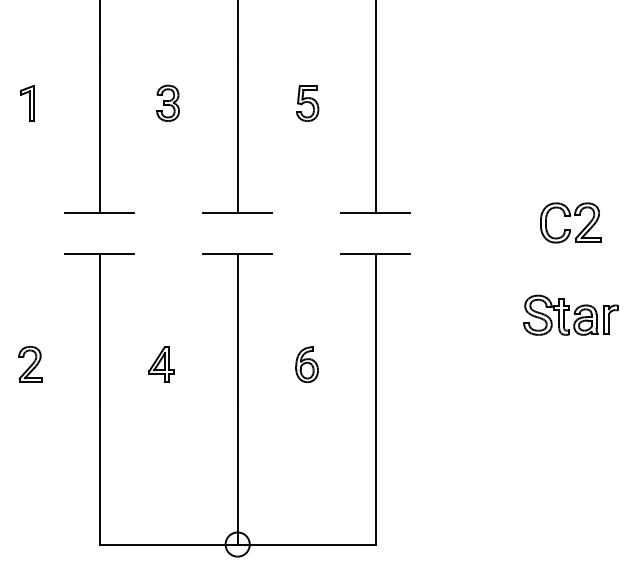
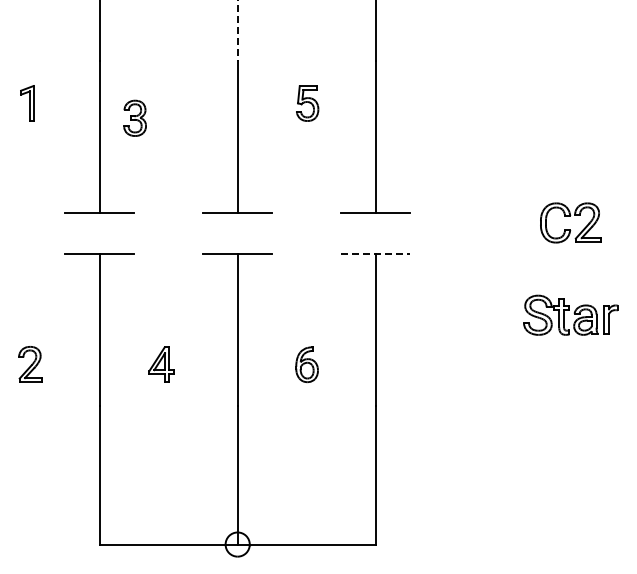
line: solid -> dashed (237, 31)
part position: (167, 102) -> (134, 117) (134, 117)
line: solid -> dashed (375, 254)
